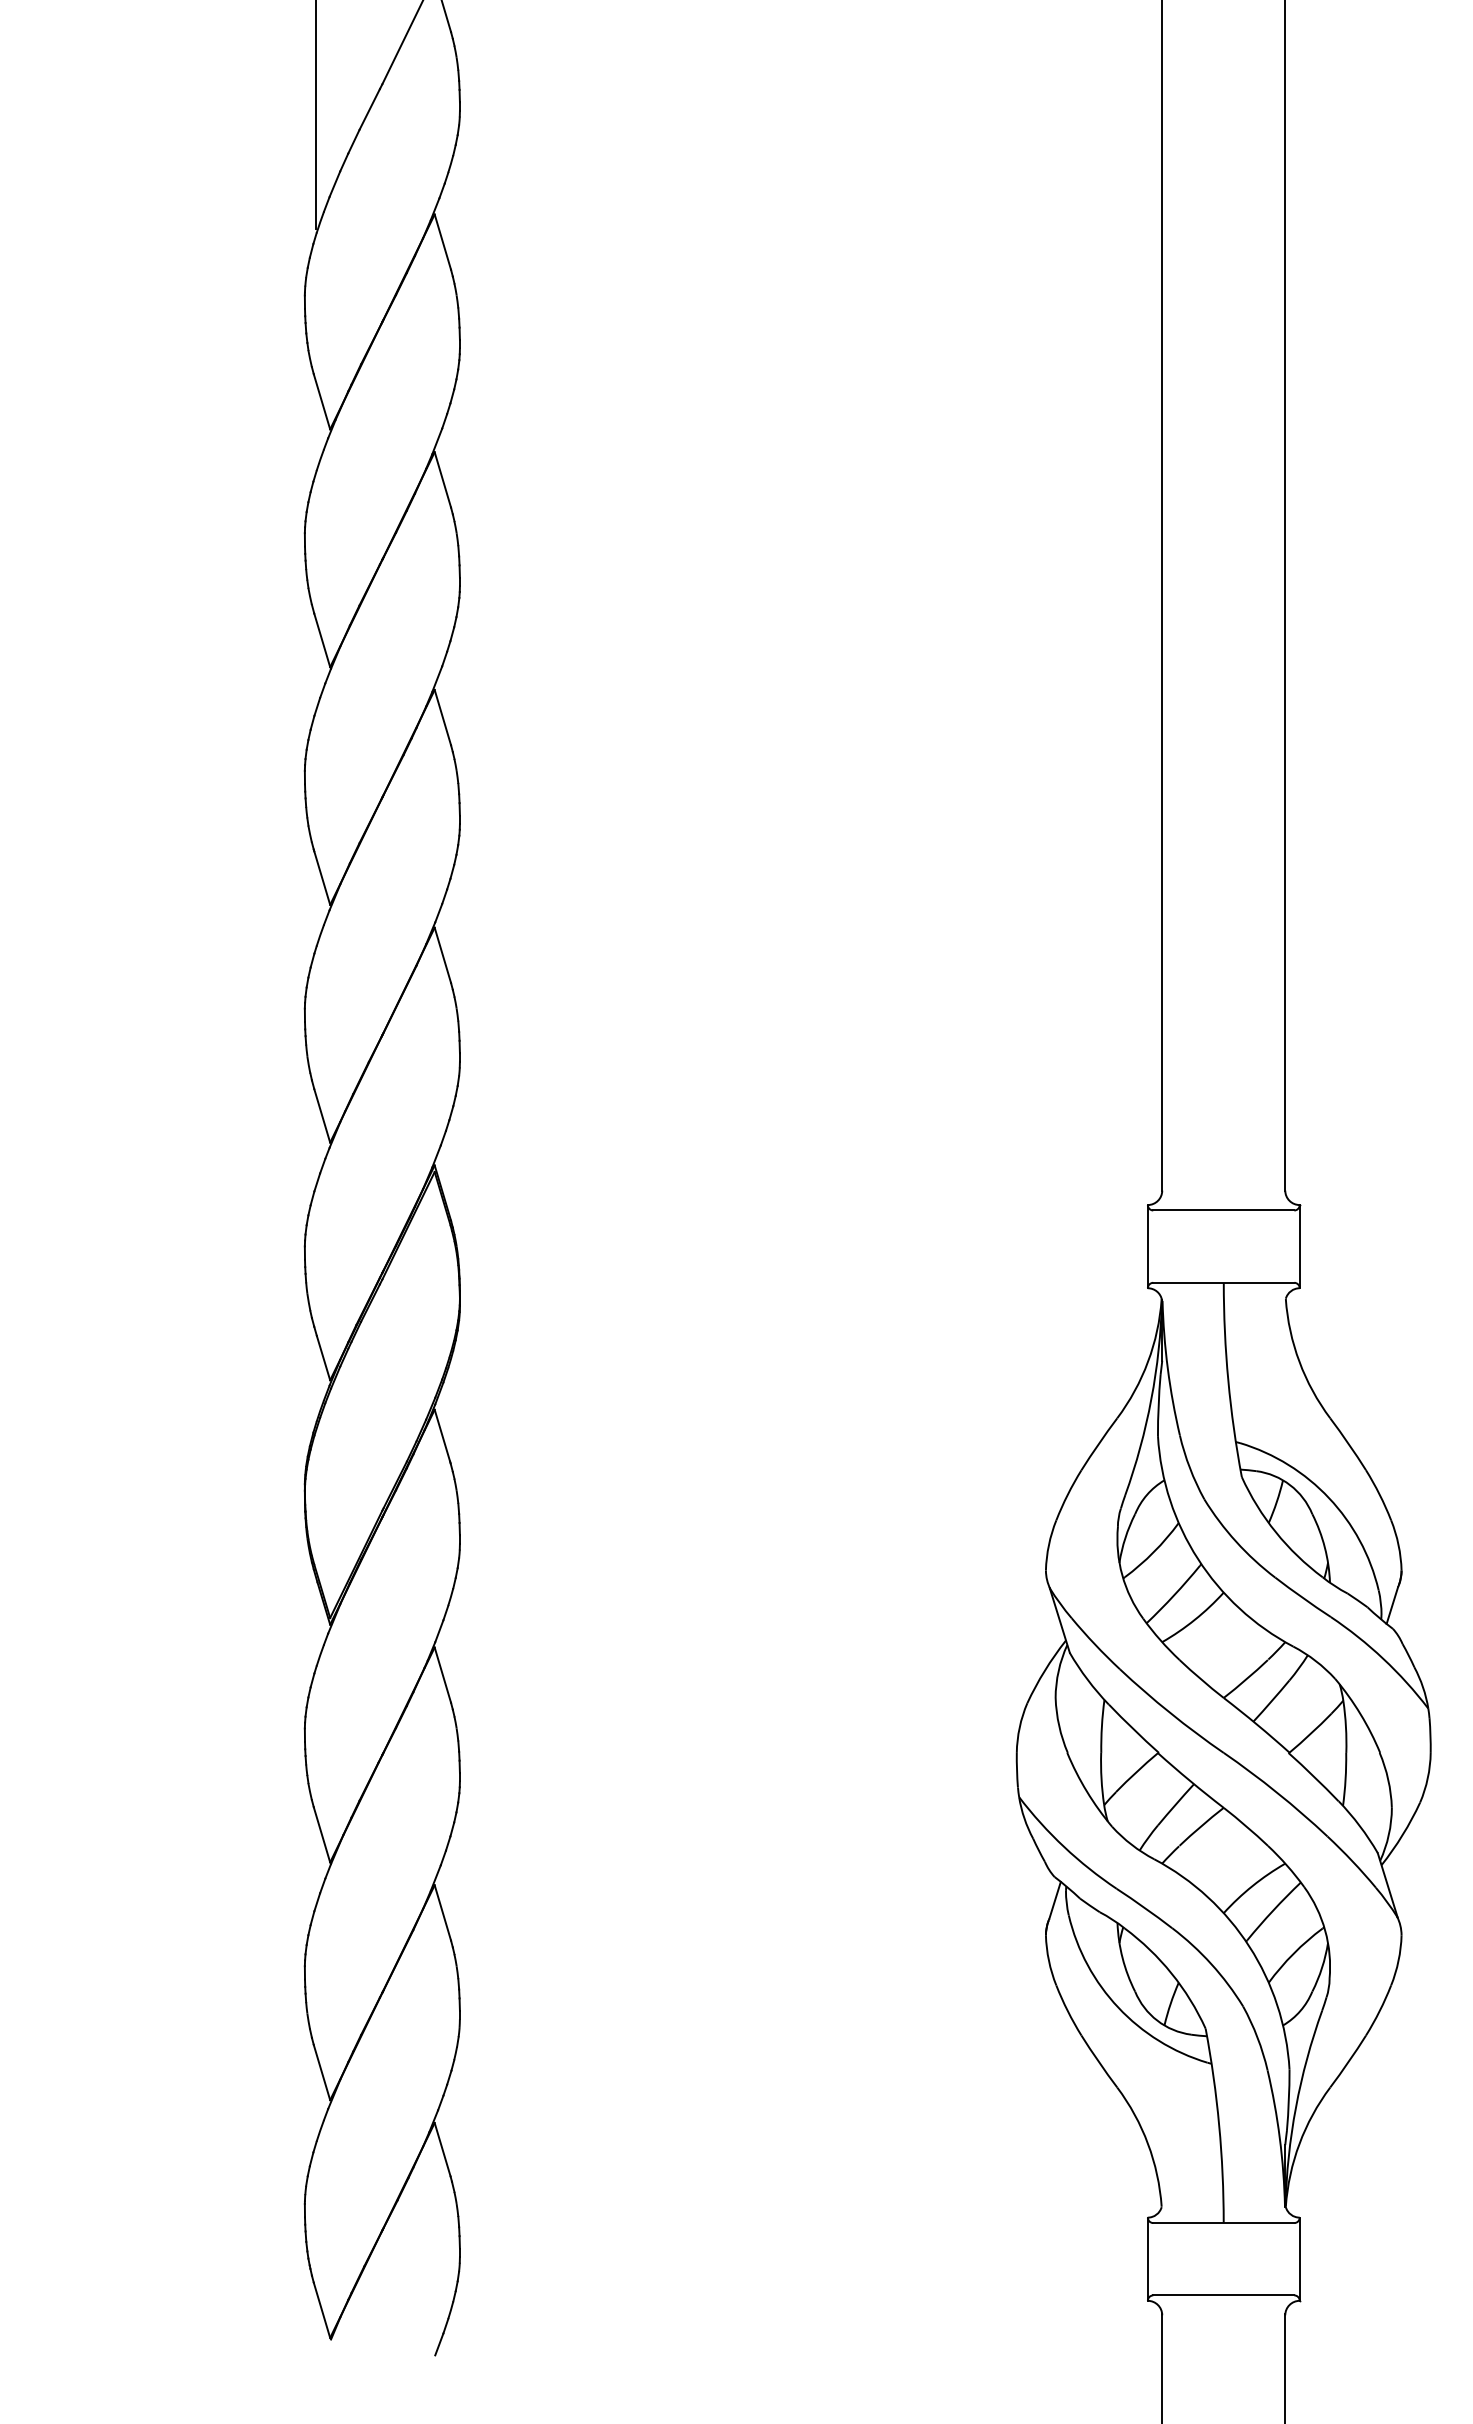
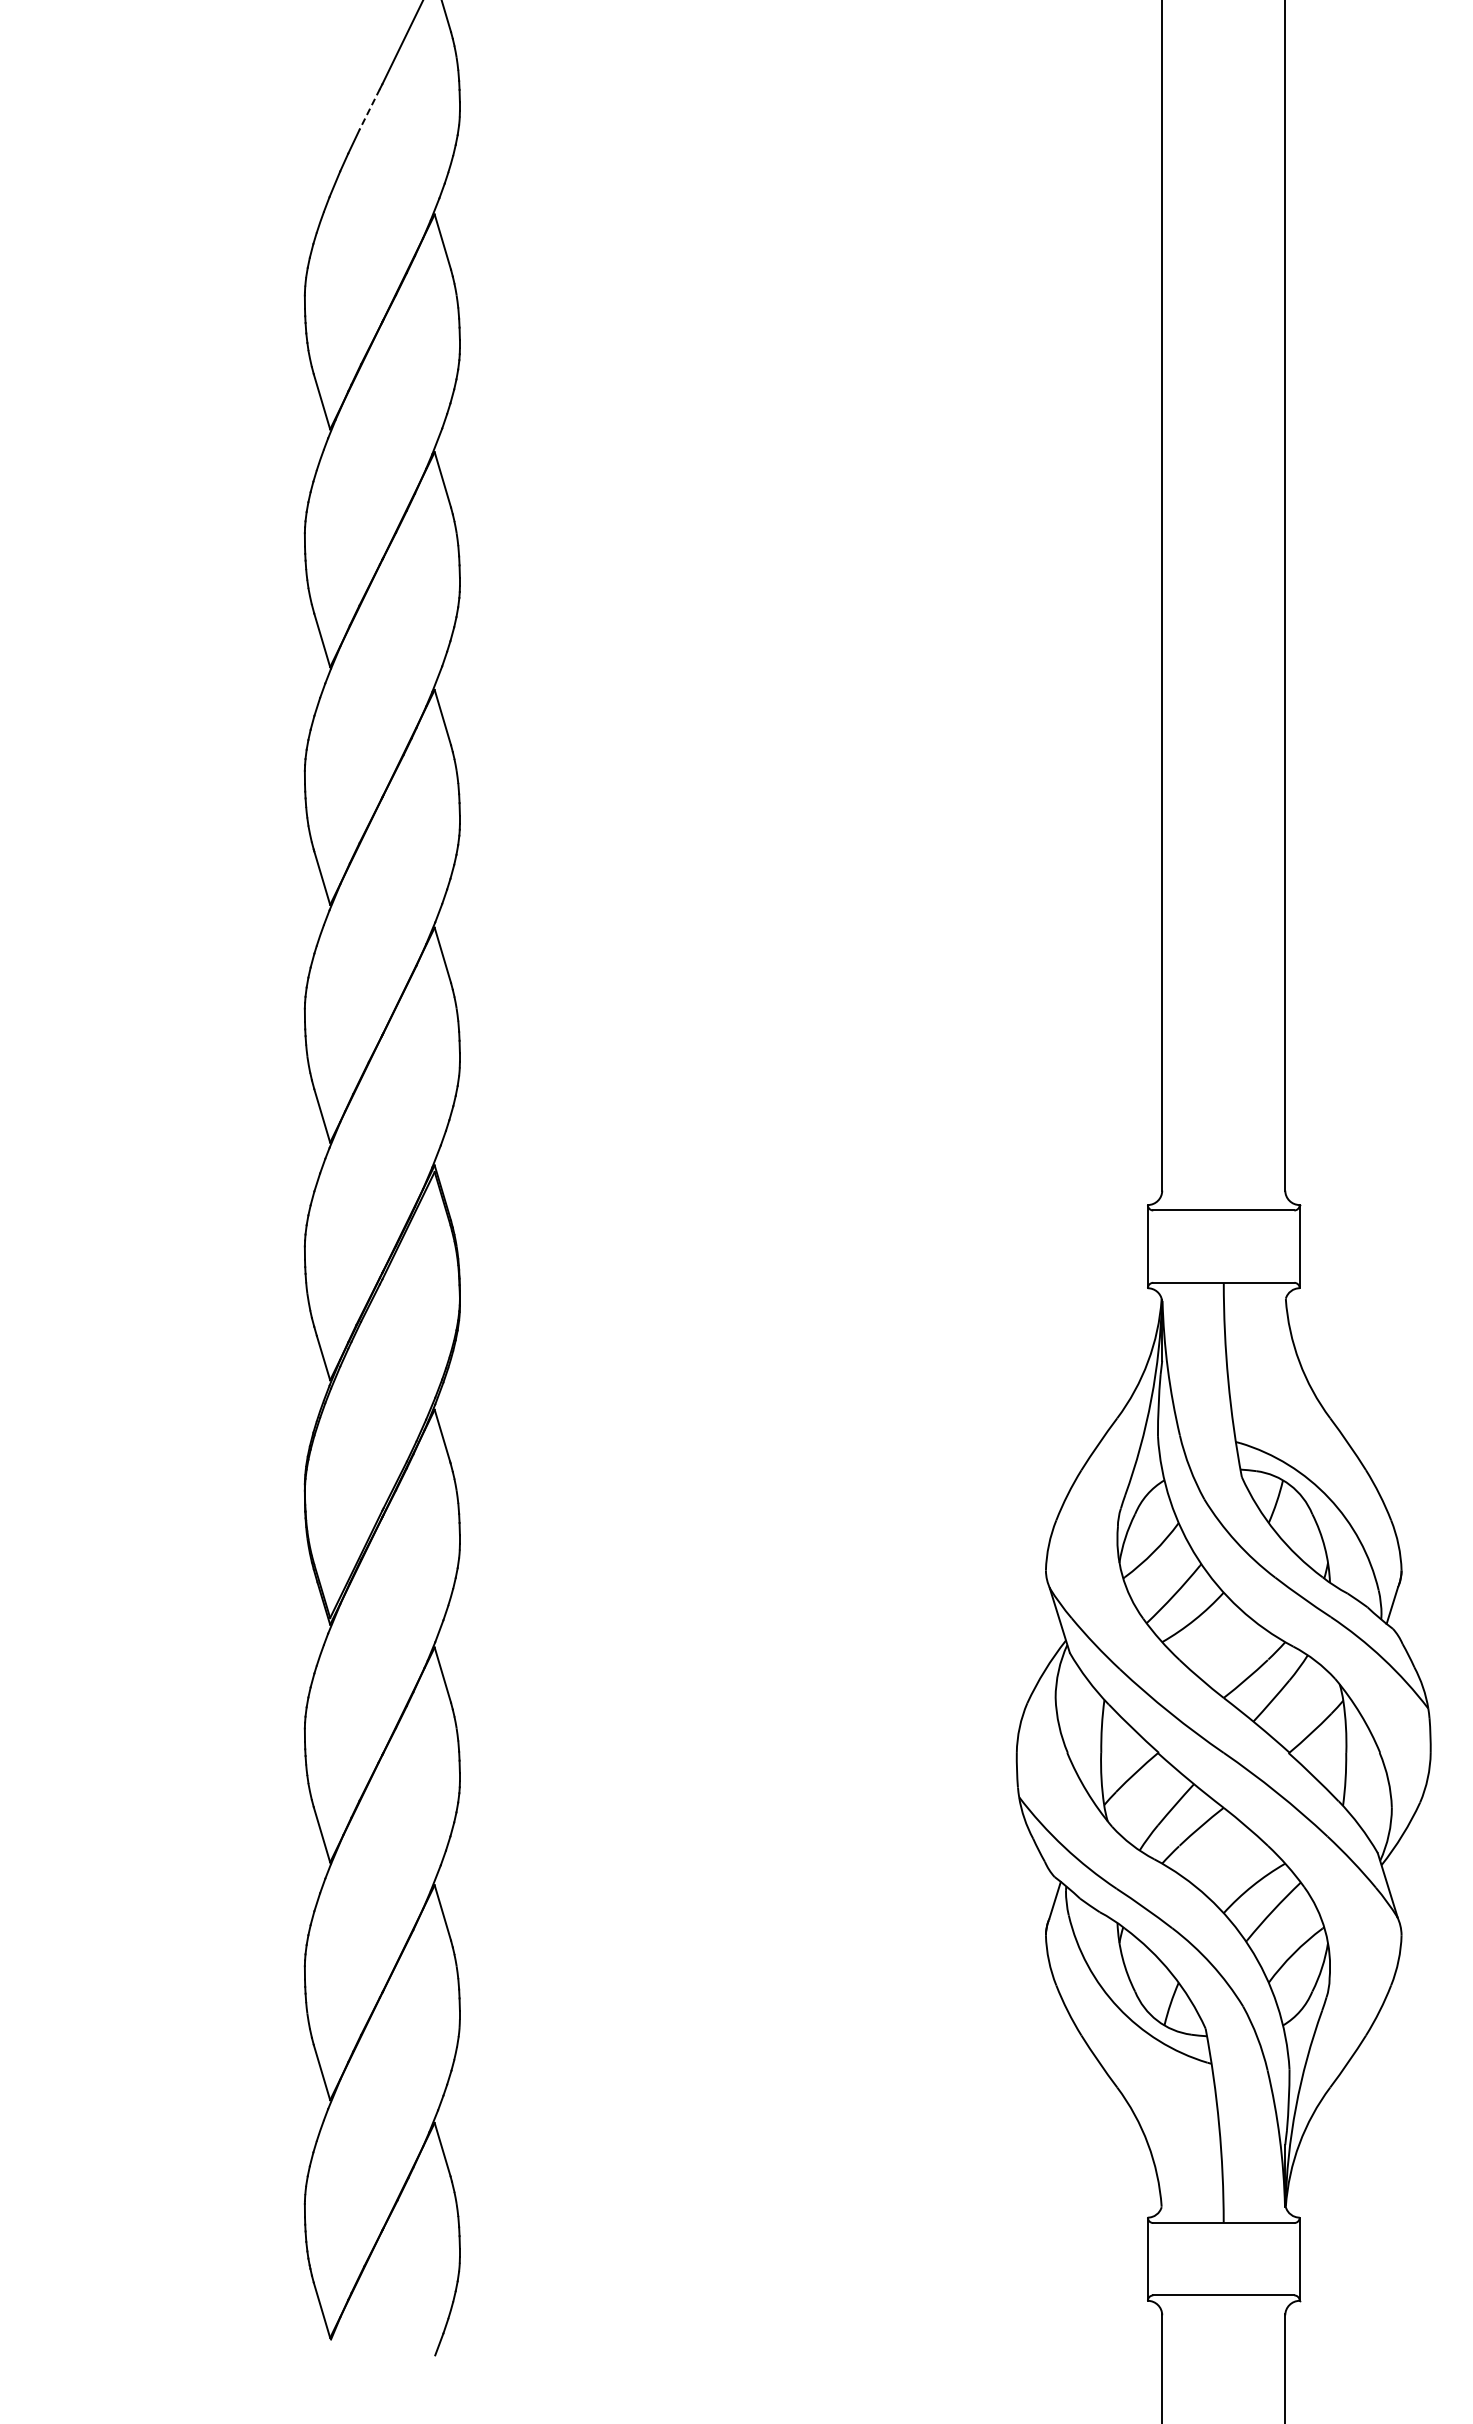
line: solid -> dashed (369, 109)
line: present -> none (316, 115)
